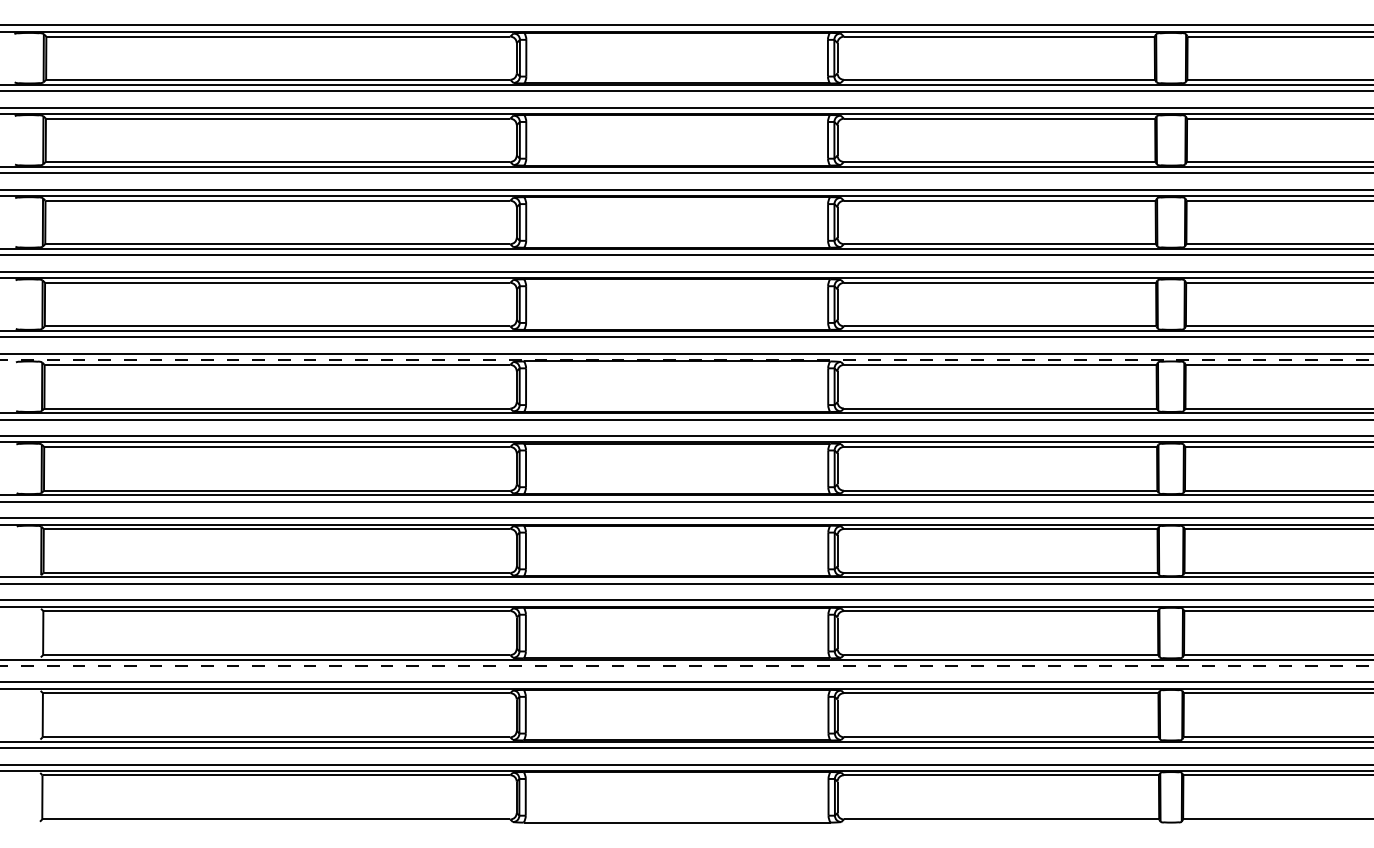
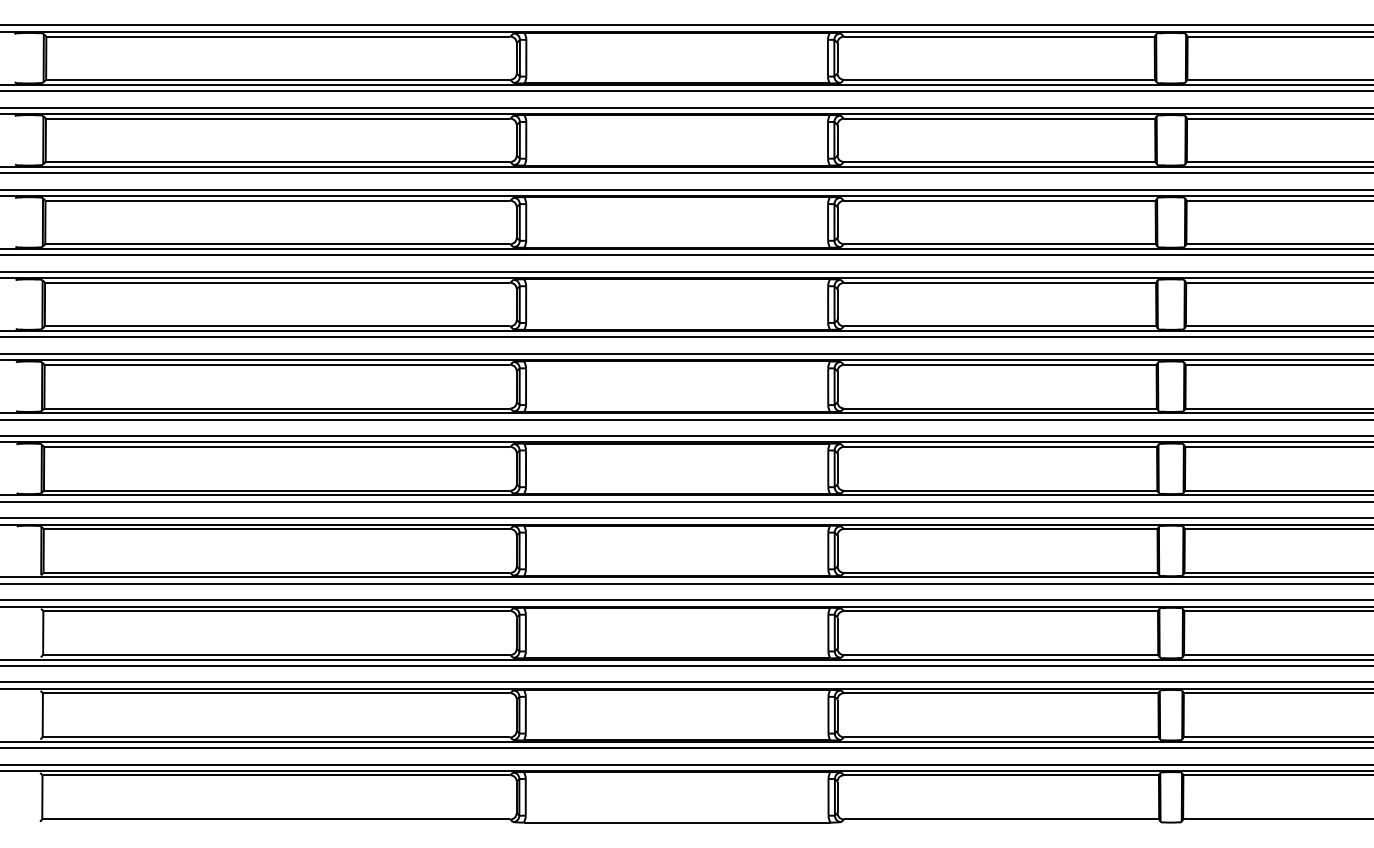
line: dashed -> solid (686, 360)
line: dashed -> solid (686, 665)
